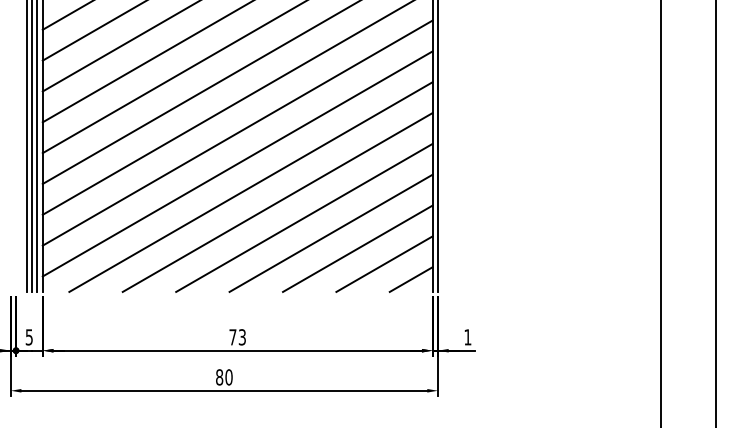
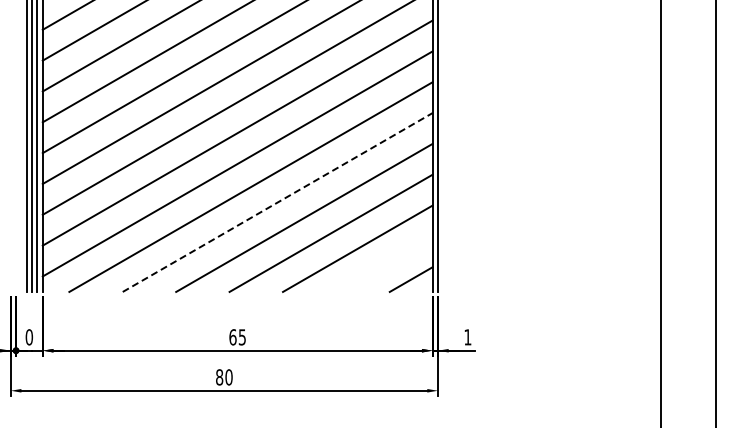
line: solid -> dashed (277, 202)
line: present -> none (384, 263)
text: 5 -> 0 (29, 337)
text: 73 -> 65 (237, 337)
